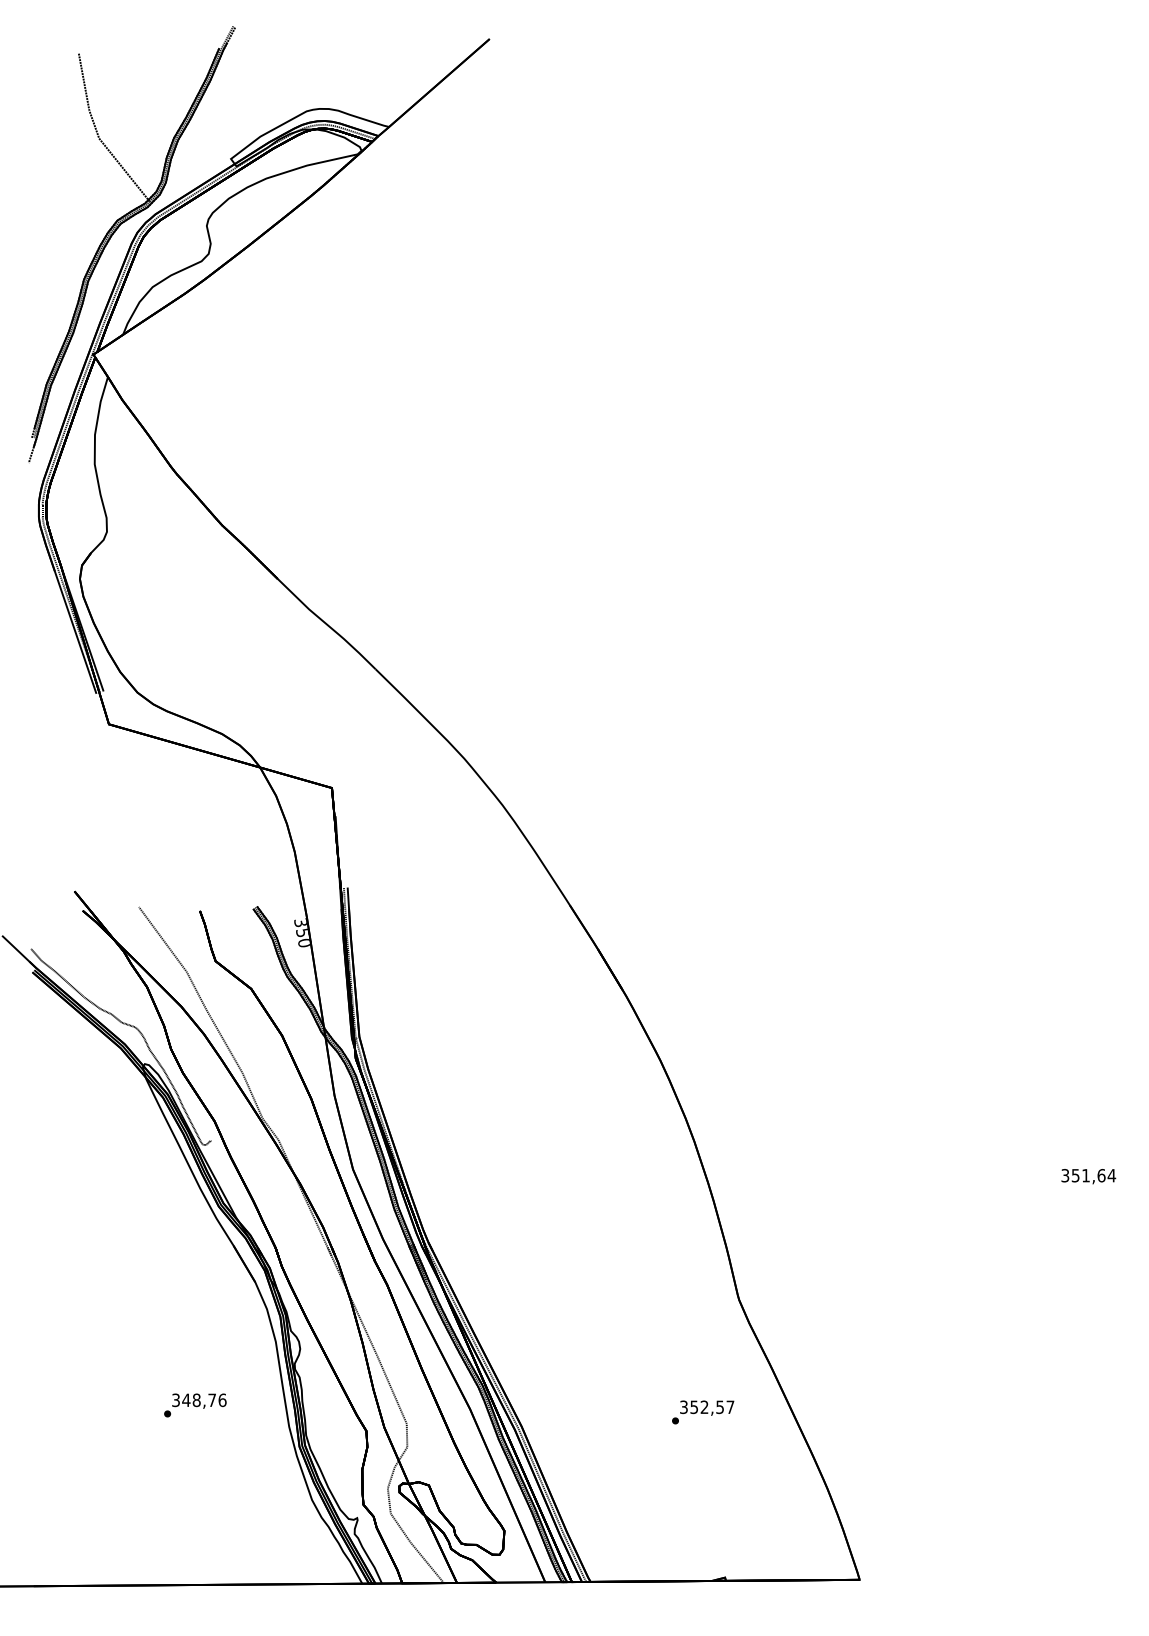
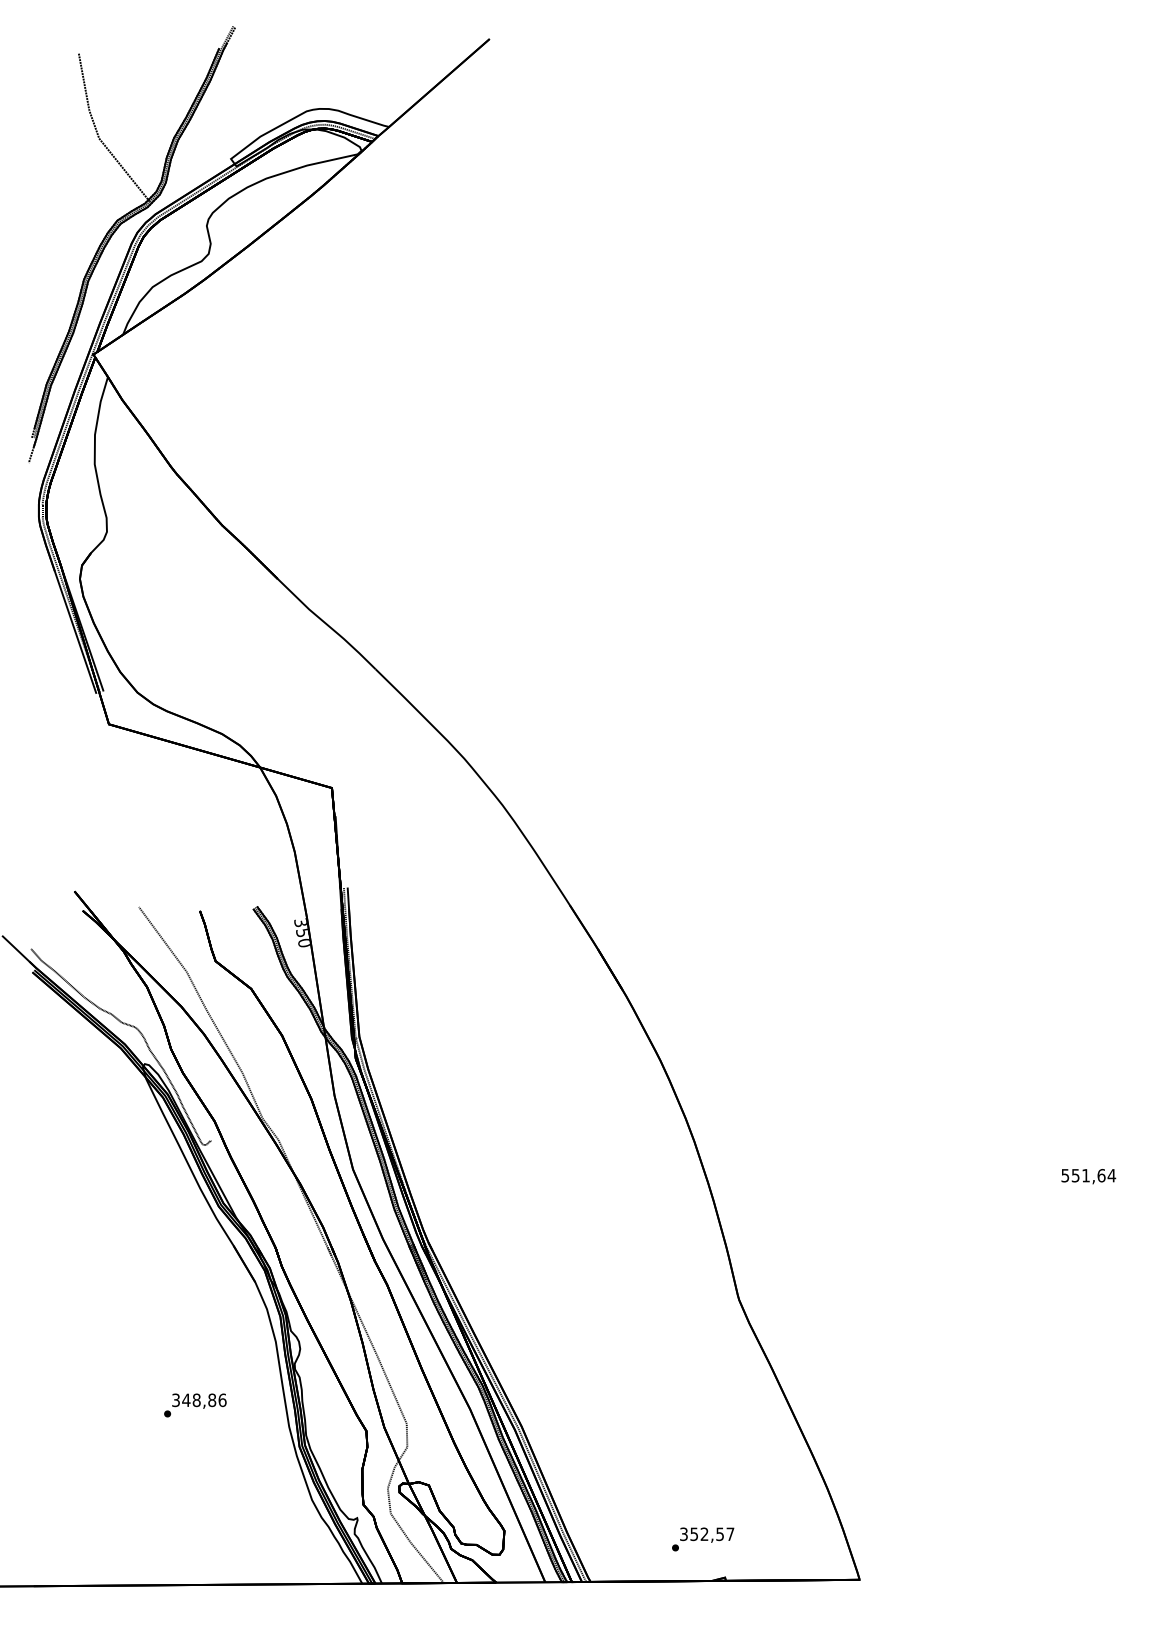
text: 351,64 -> 551,64 (1065, 1175)
text: 348,76 -> 348,86 (212, 1400)
text position: (703, 1412) -> (703, 1539) (703, 1539)
